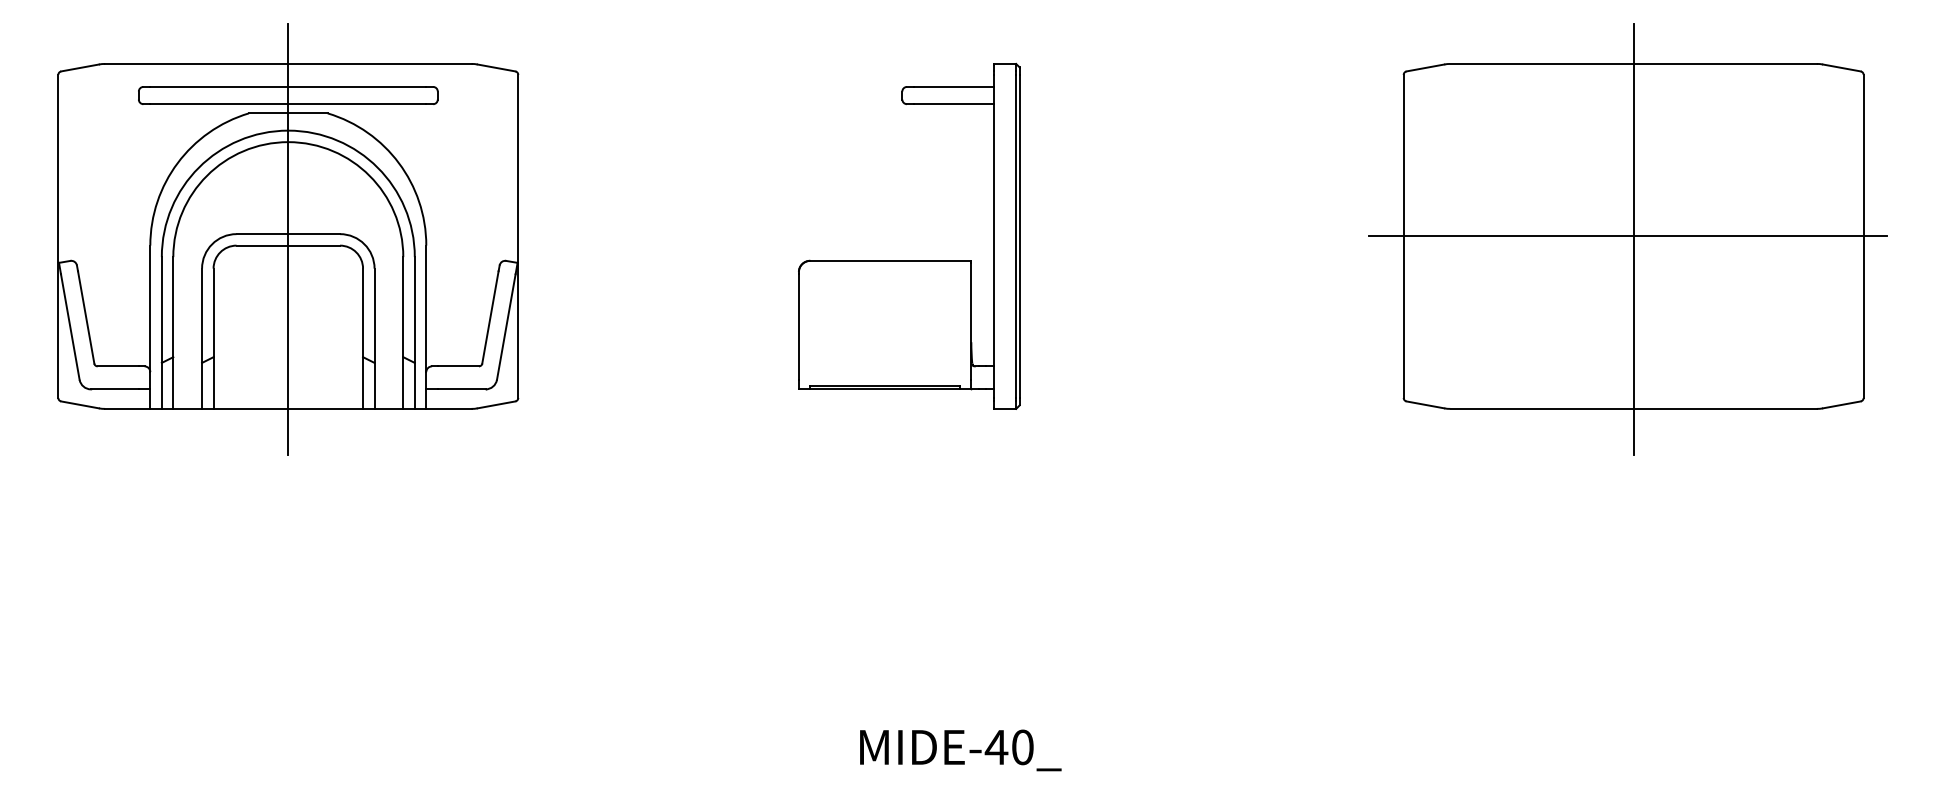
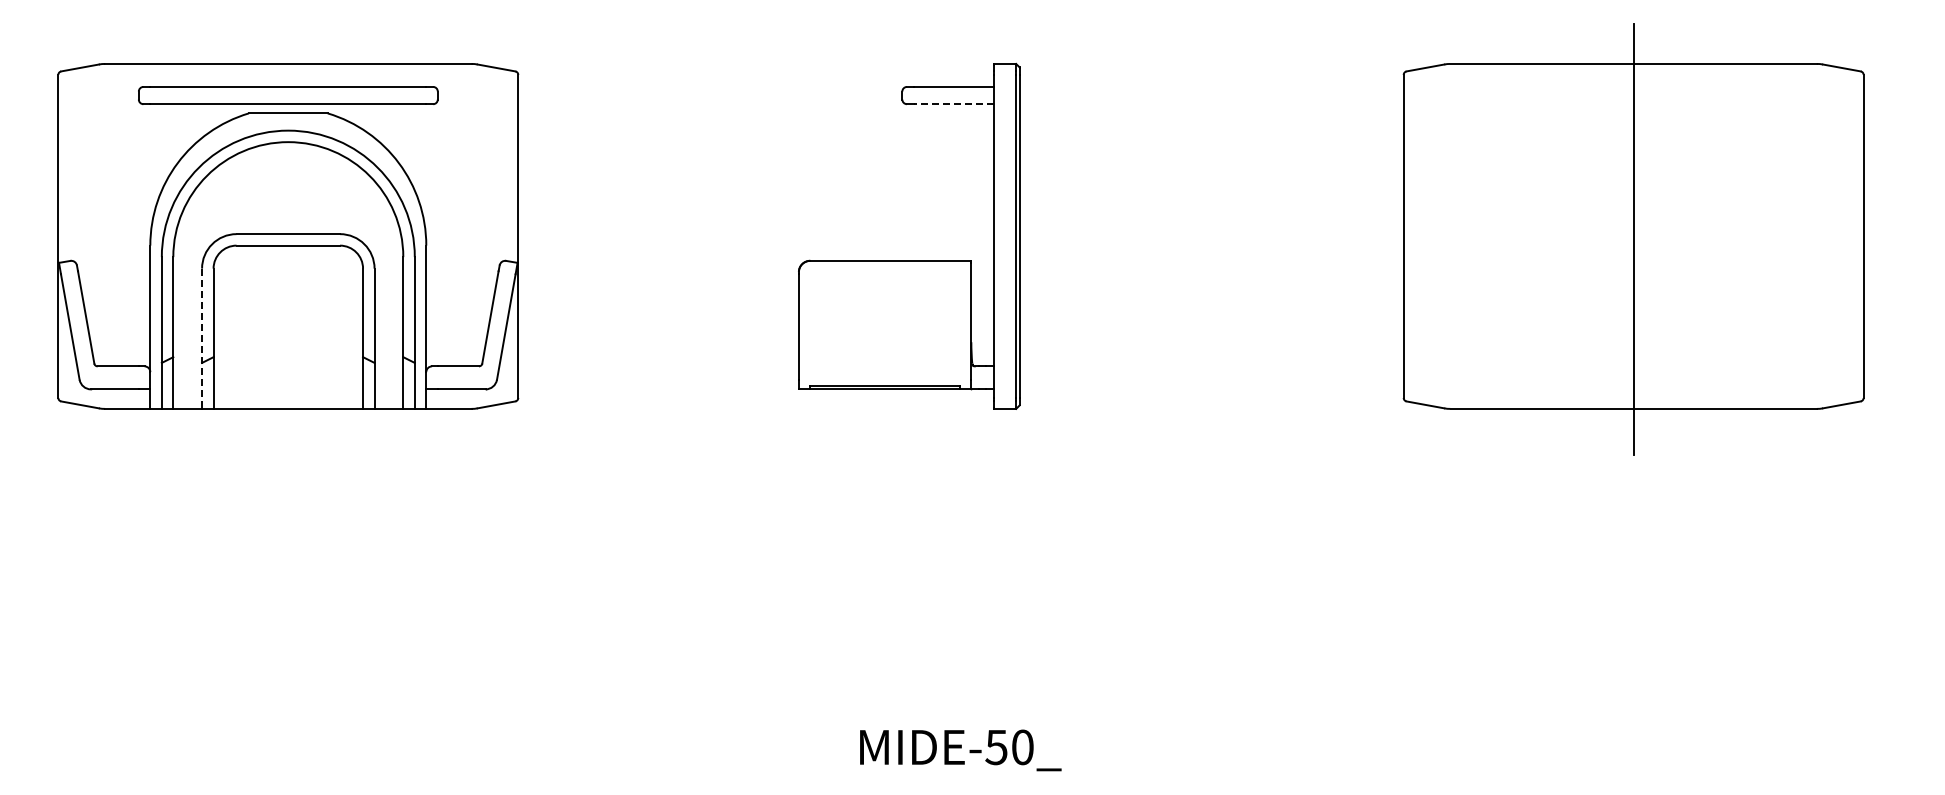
line: solid -> dashed (953, 104)
line: present -> none (1627, 236)
line: present -> none (288, 238)
line: solid -> dashed (202, 339)
text: MIDE-40_ -> MIDE-50_ (996, 747)
